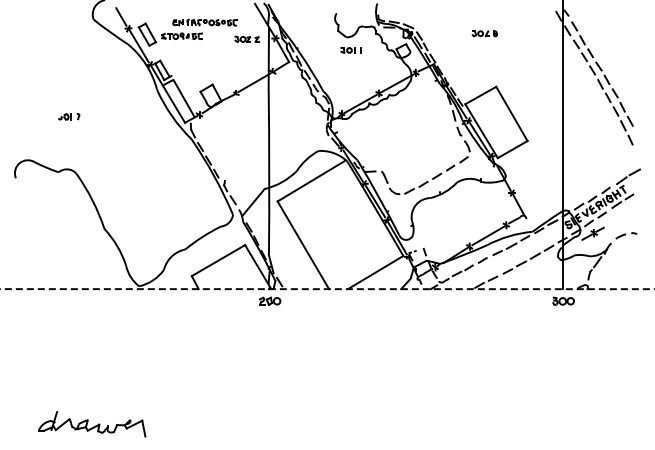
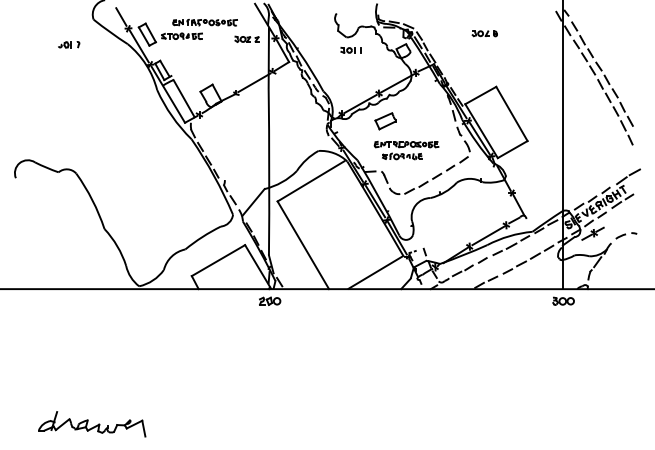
part position: (69, 116) -> (69, 44) (69, 44)
part: none -> present (385, 121)
part: none -> present (406, 150)
line: dashed -> solid (327, 289)
